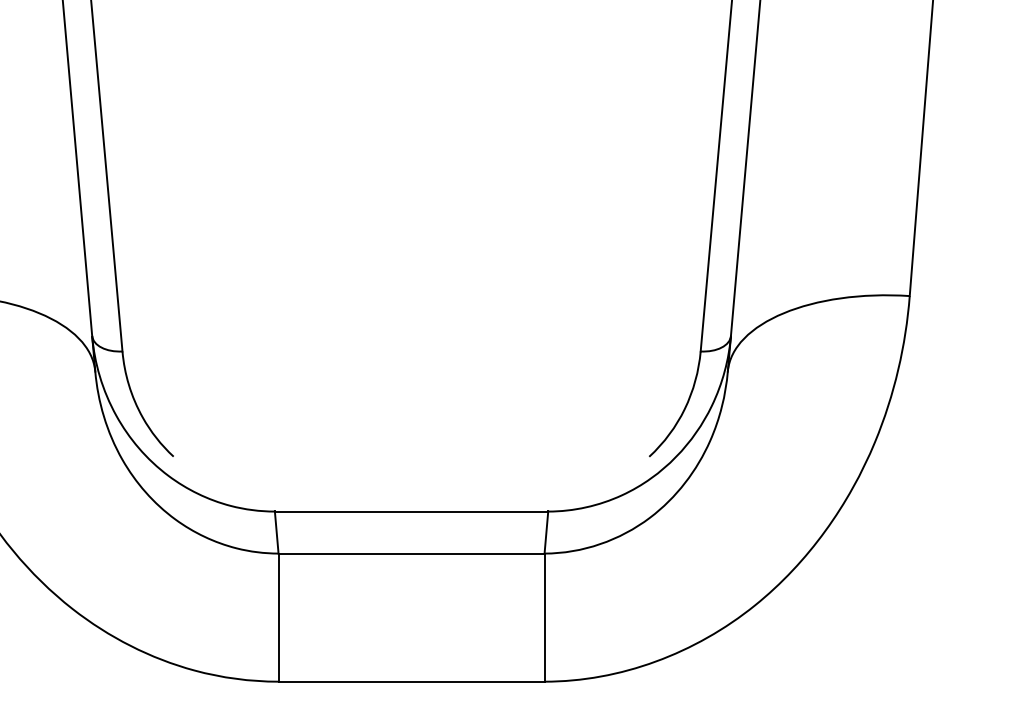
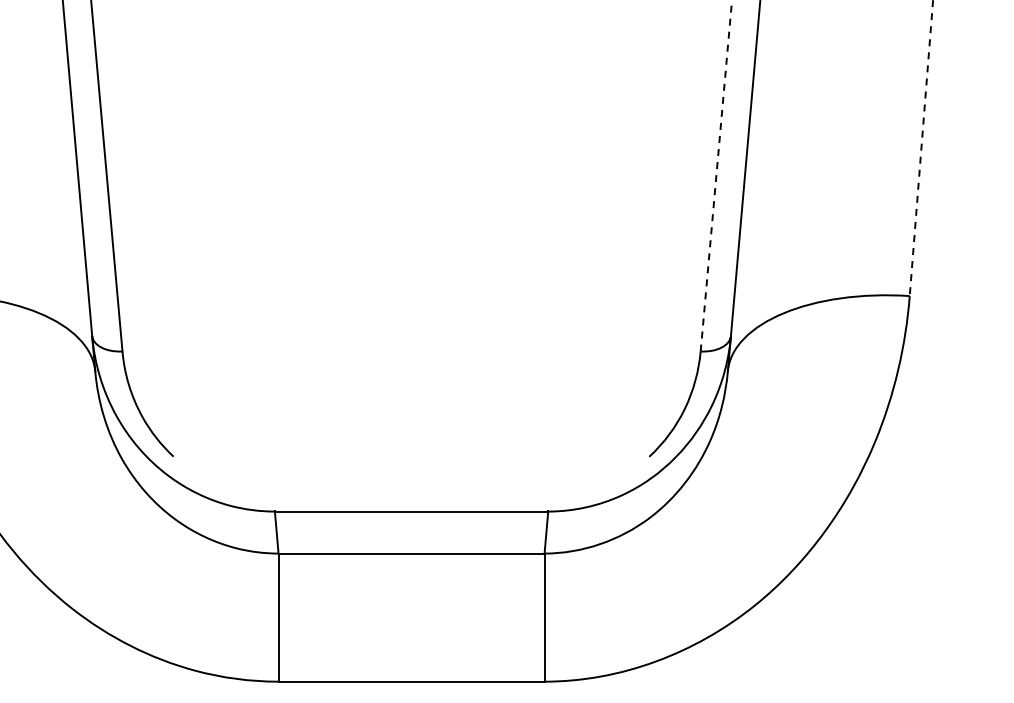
line: solid -> dashed (921, 148)
line: solid -> dashed (716, 175)
